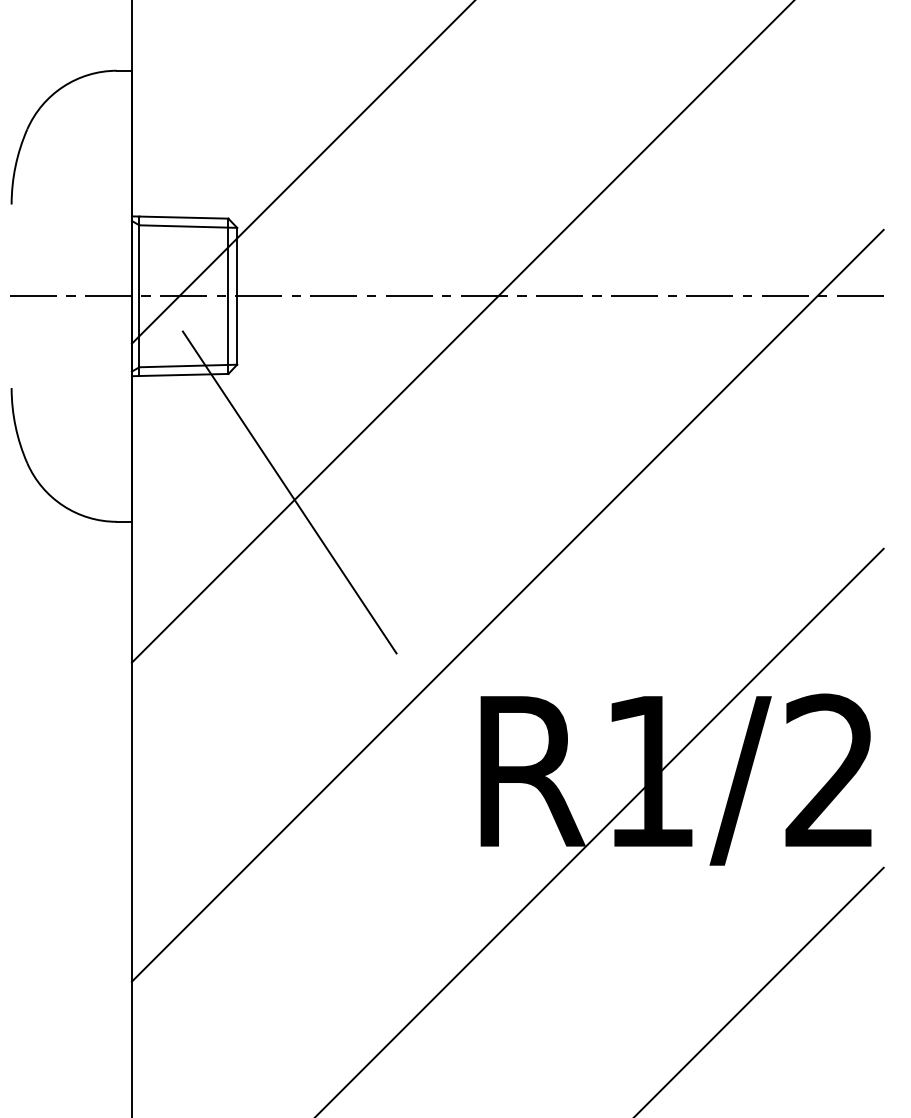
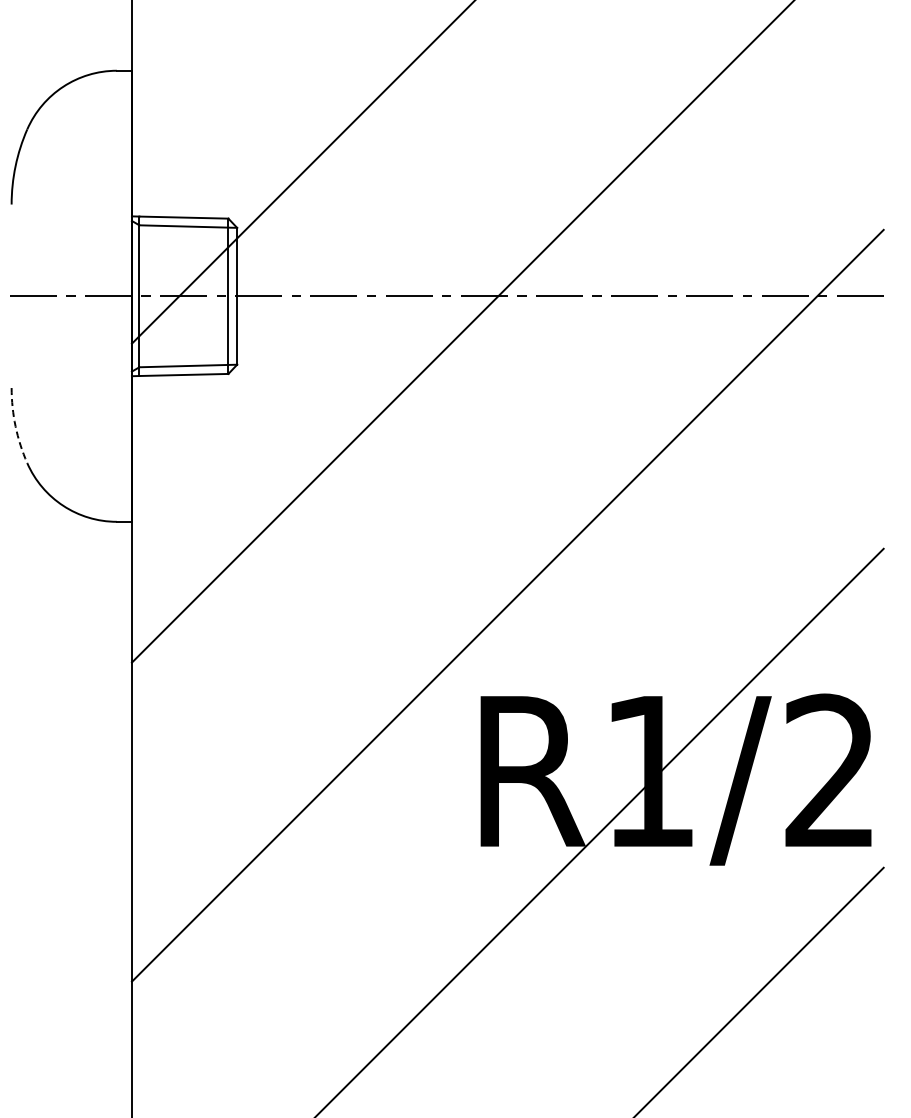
arc: solid -> dashed (15, 426)
line: present -> none (289, 492)
